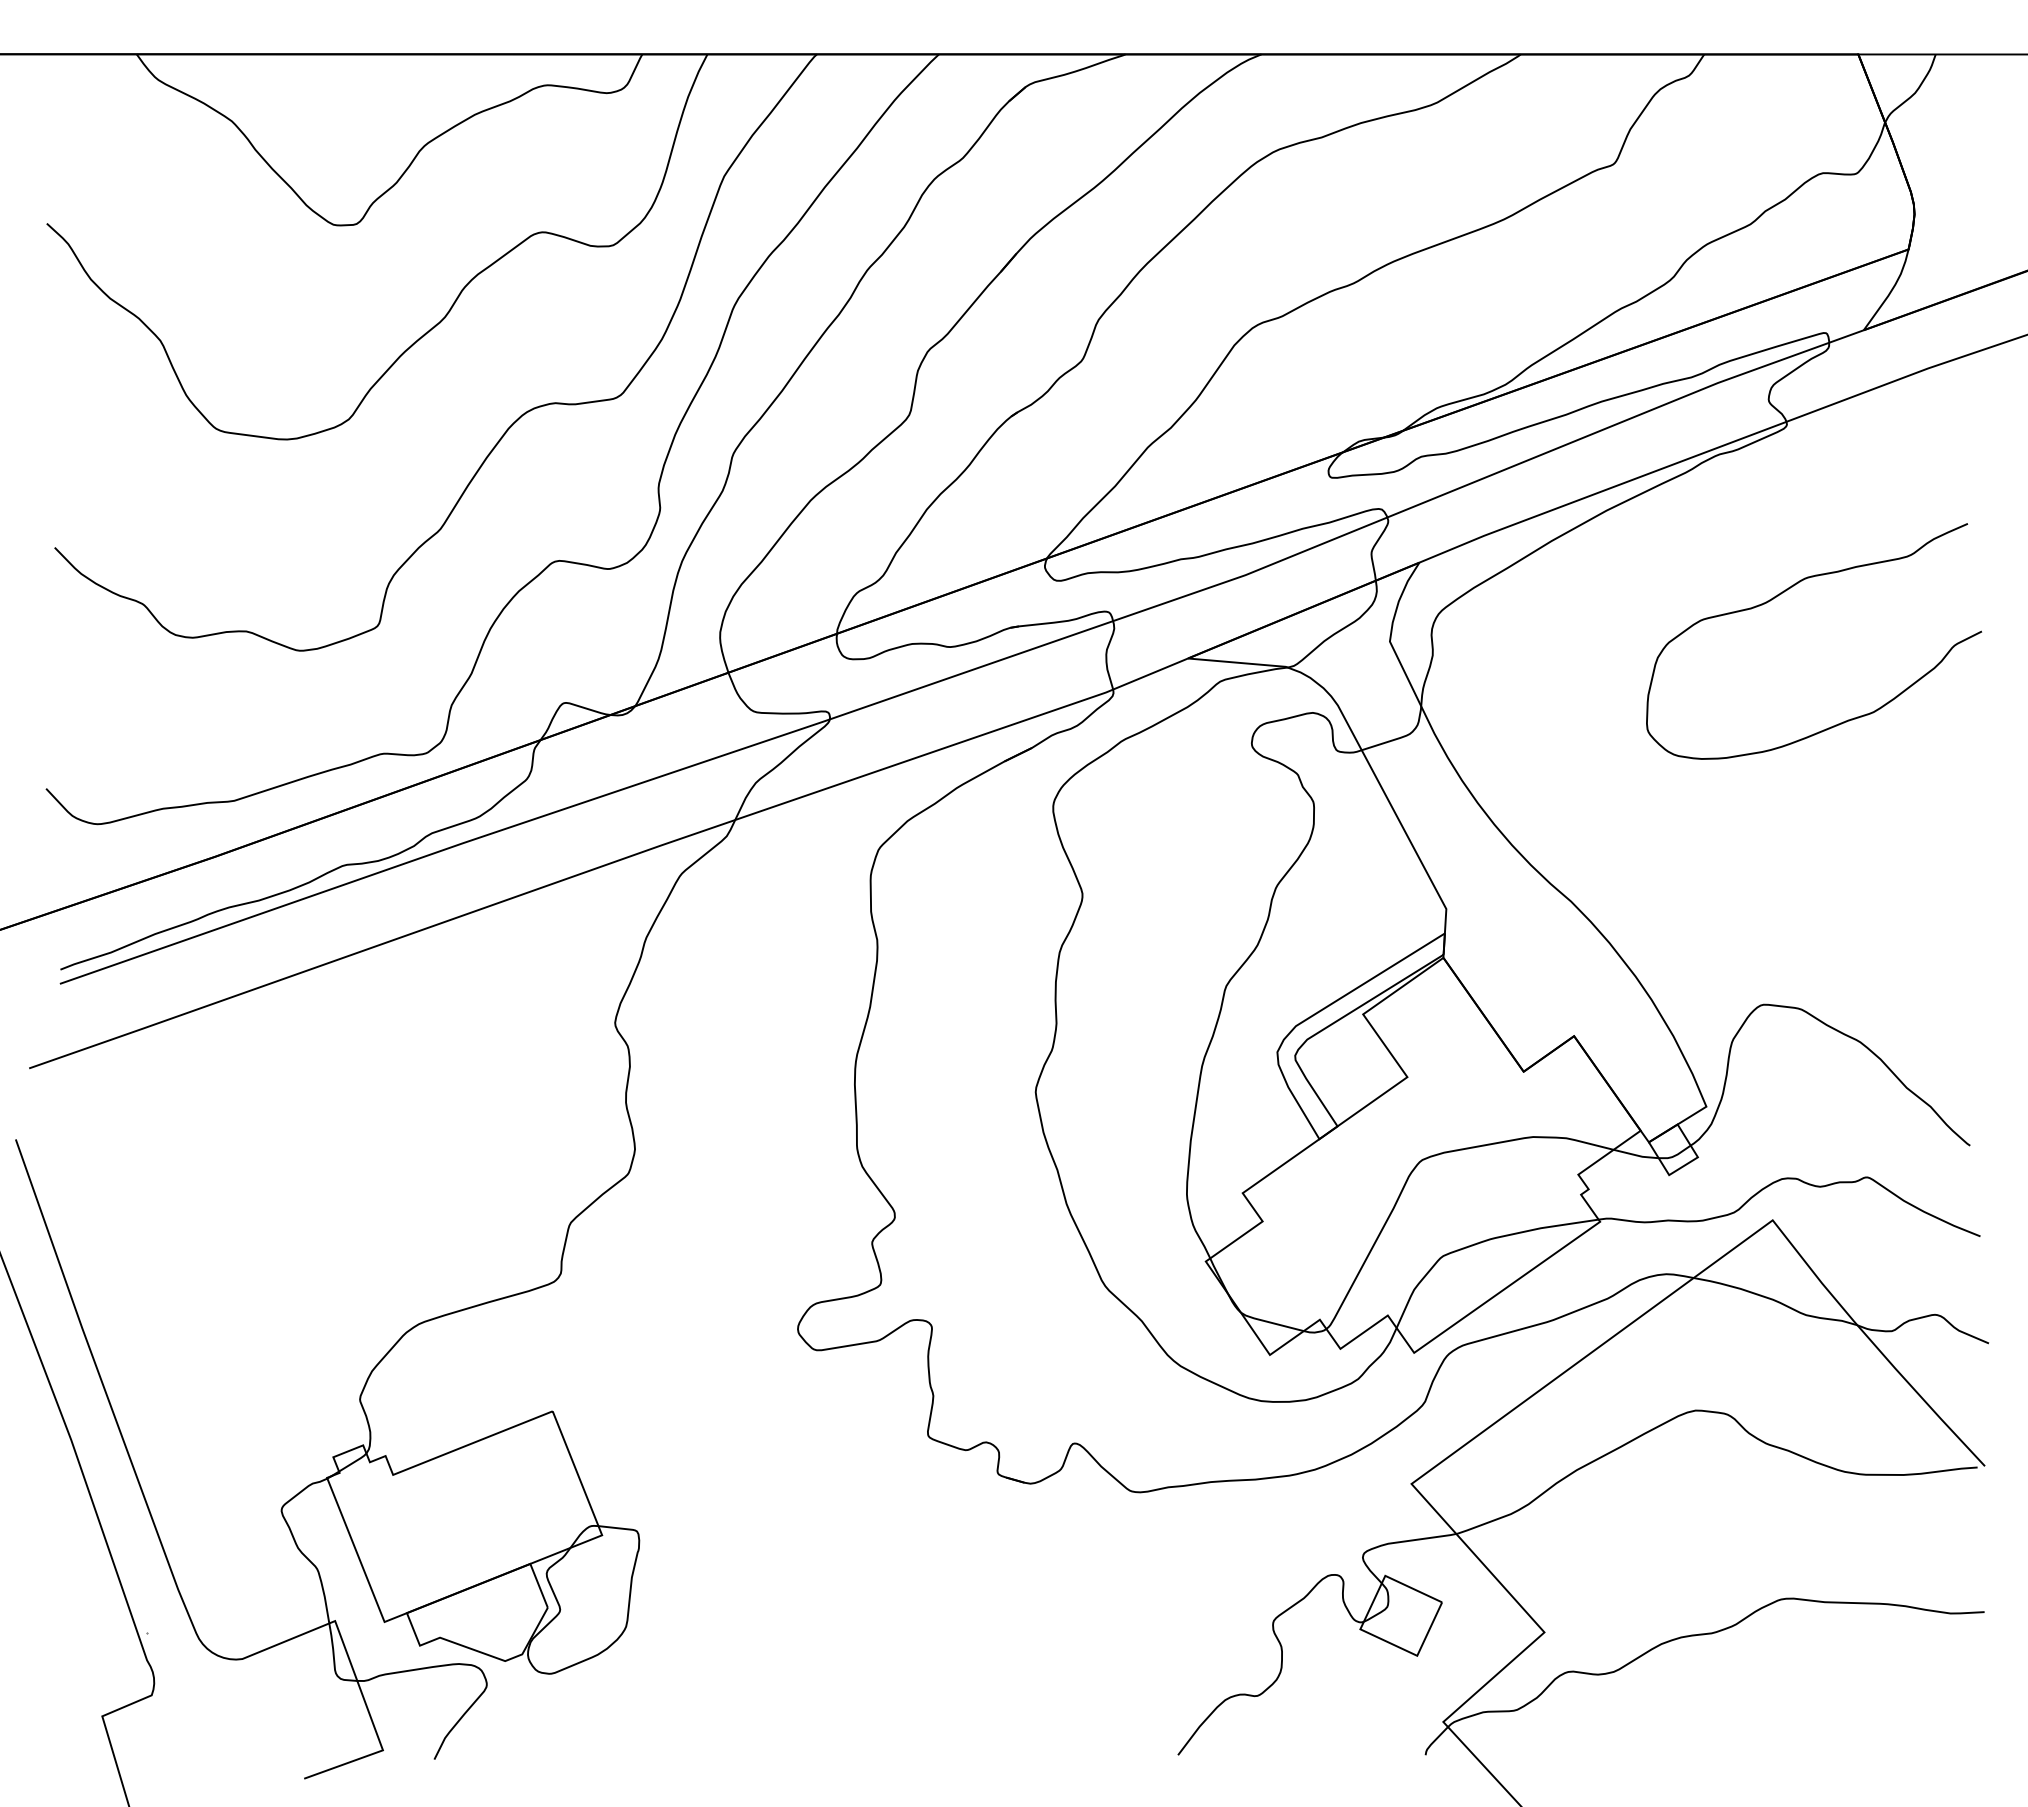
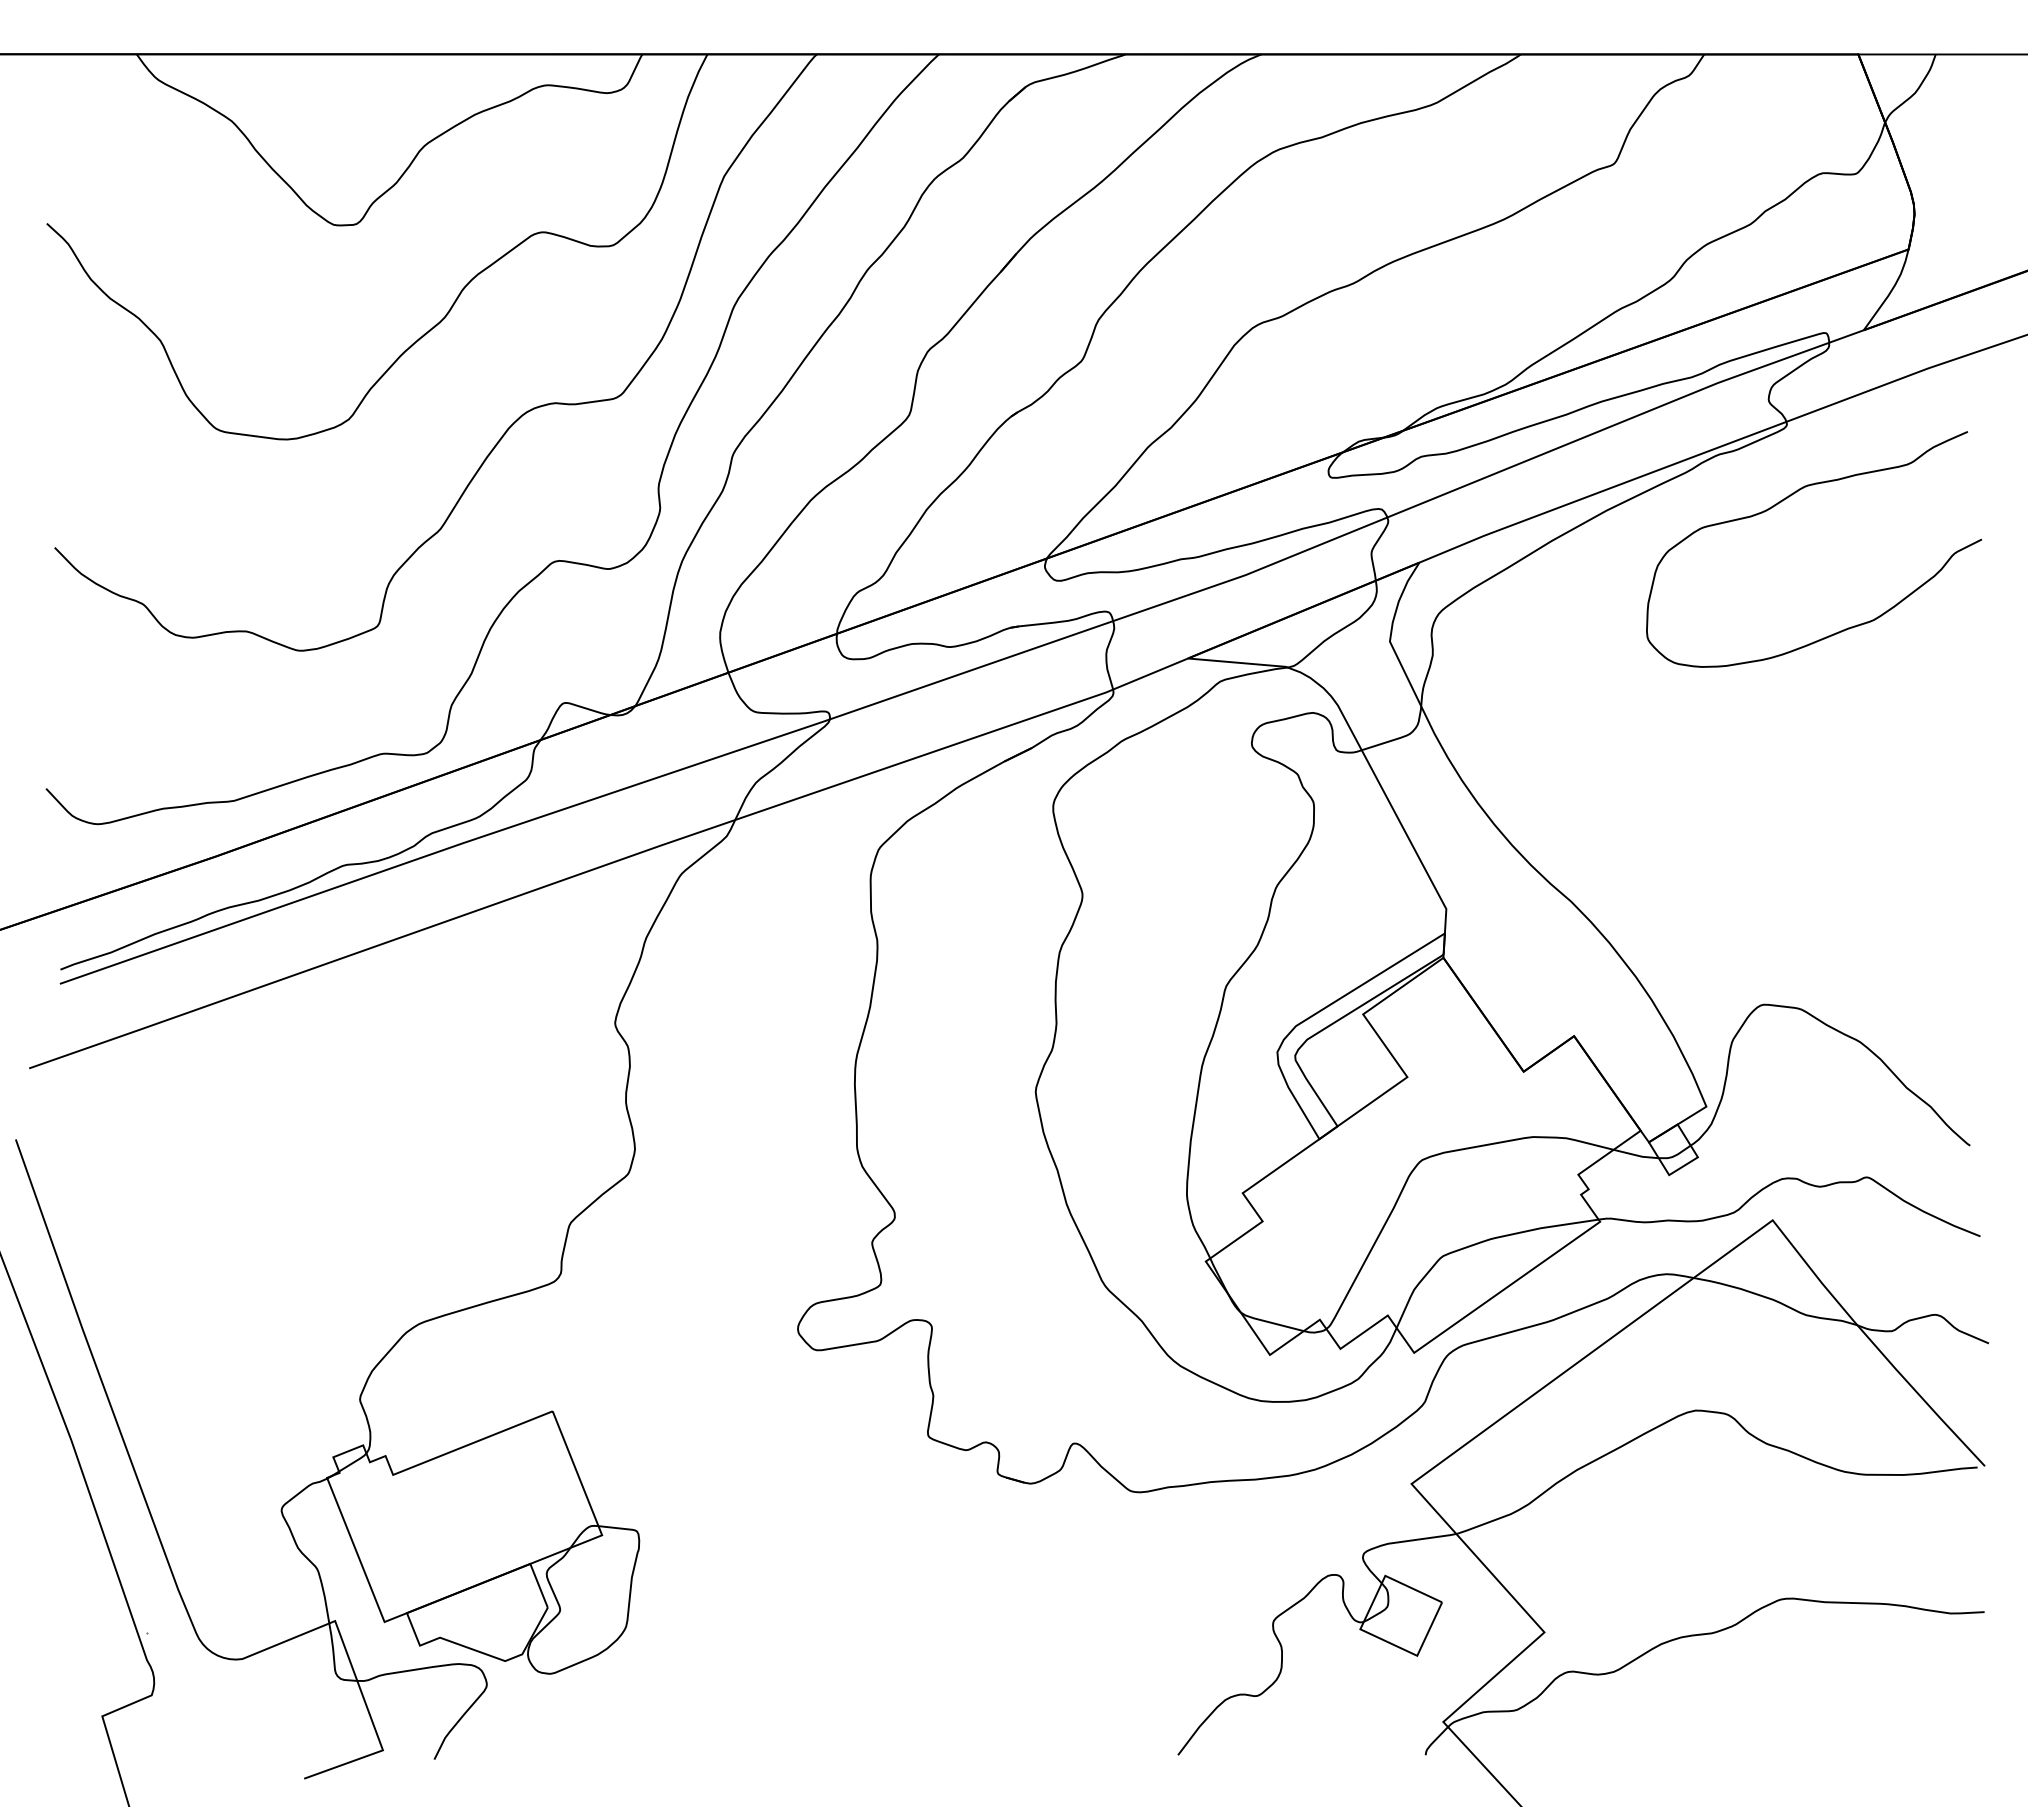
curve position: (1786, 591) -> (1786, 499) (1786, 499)
